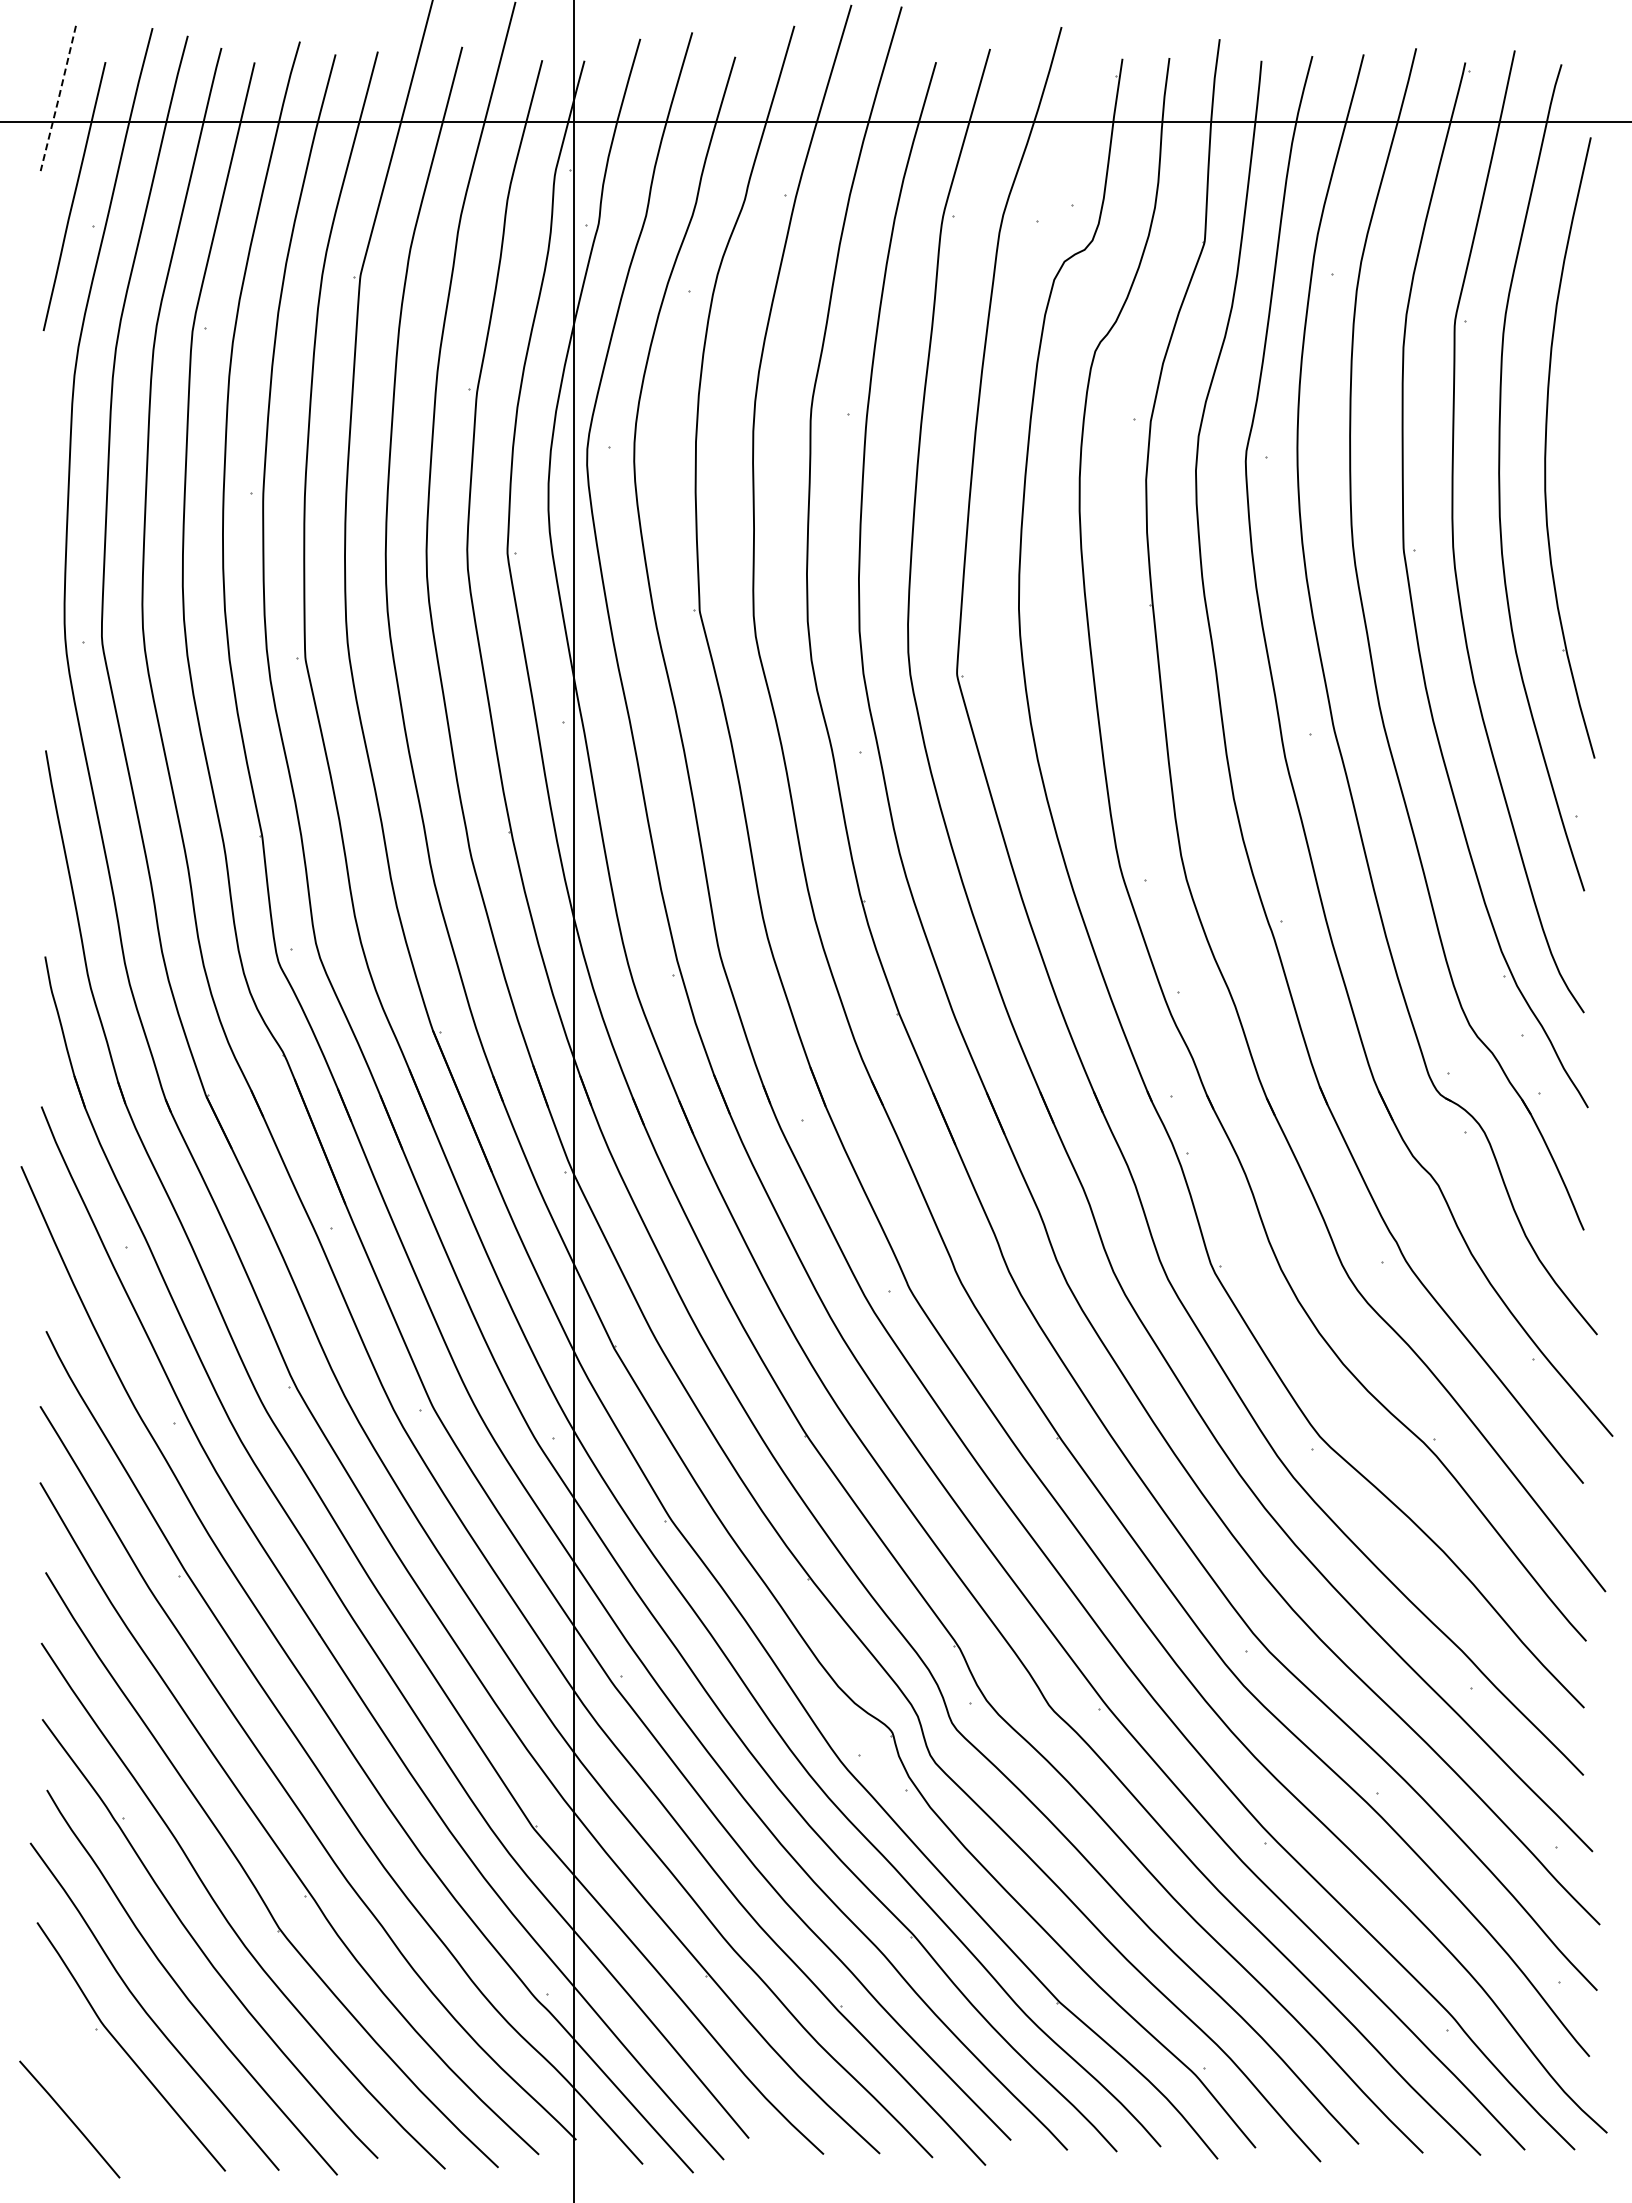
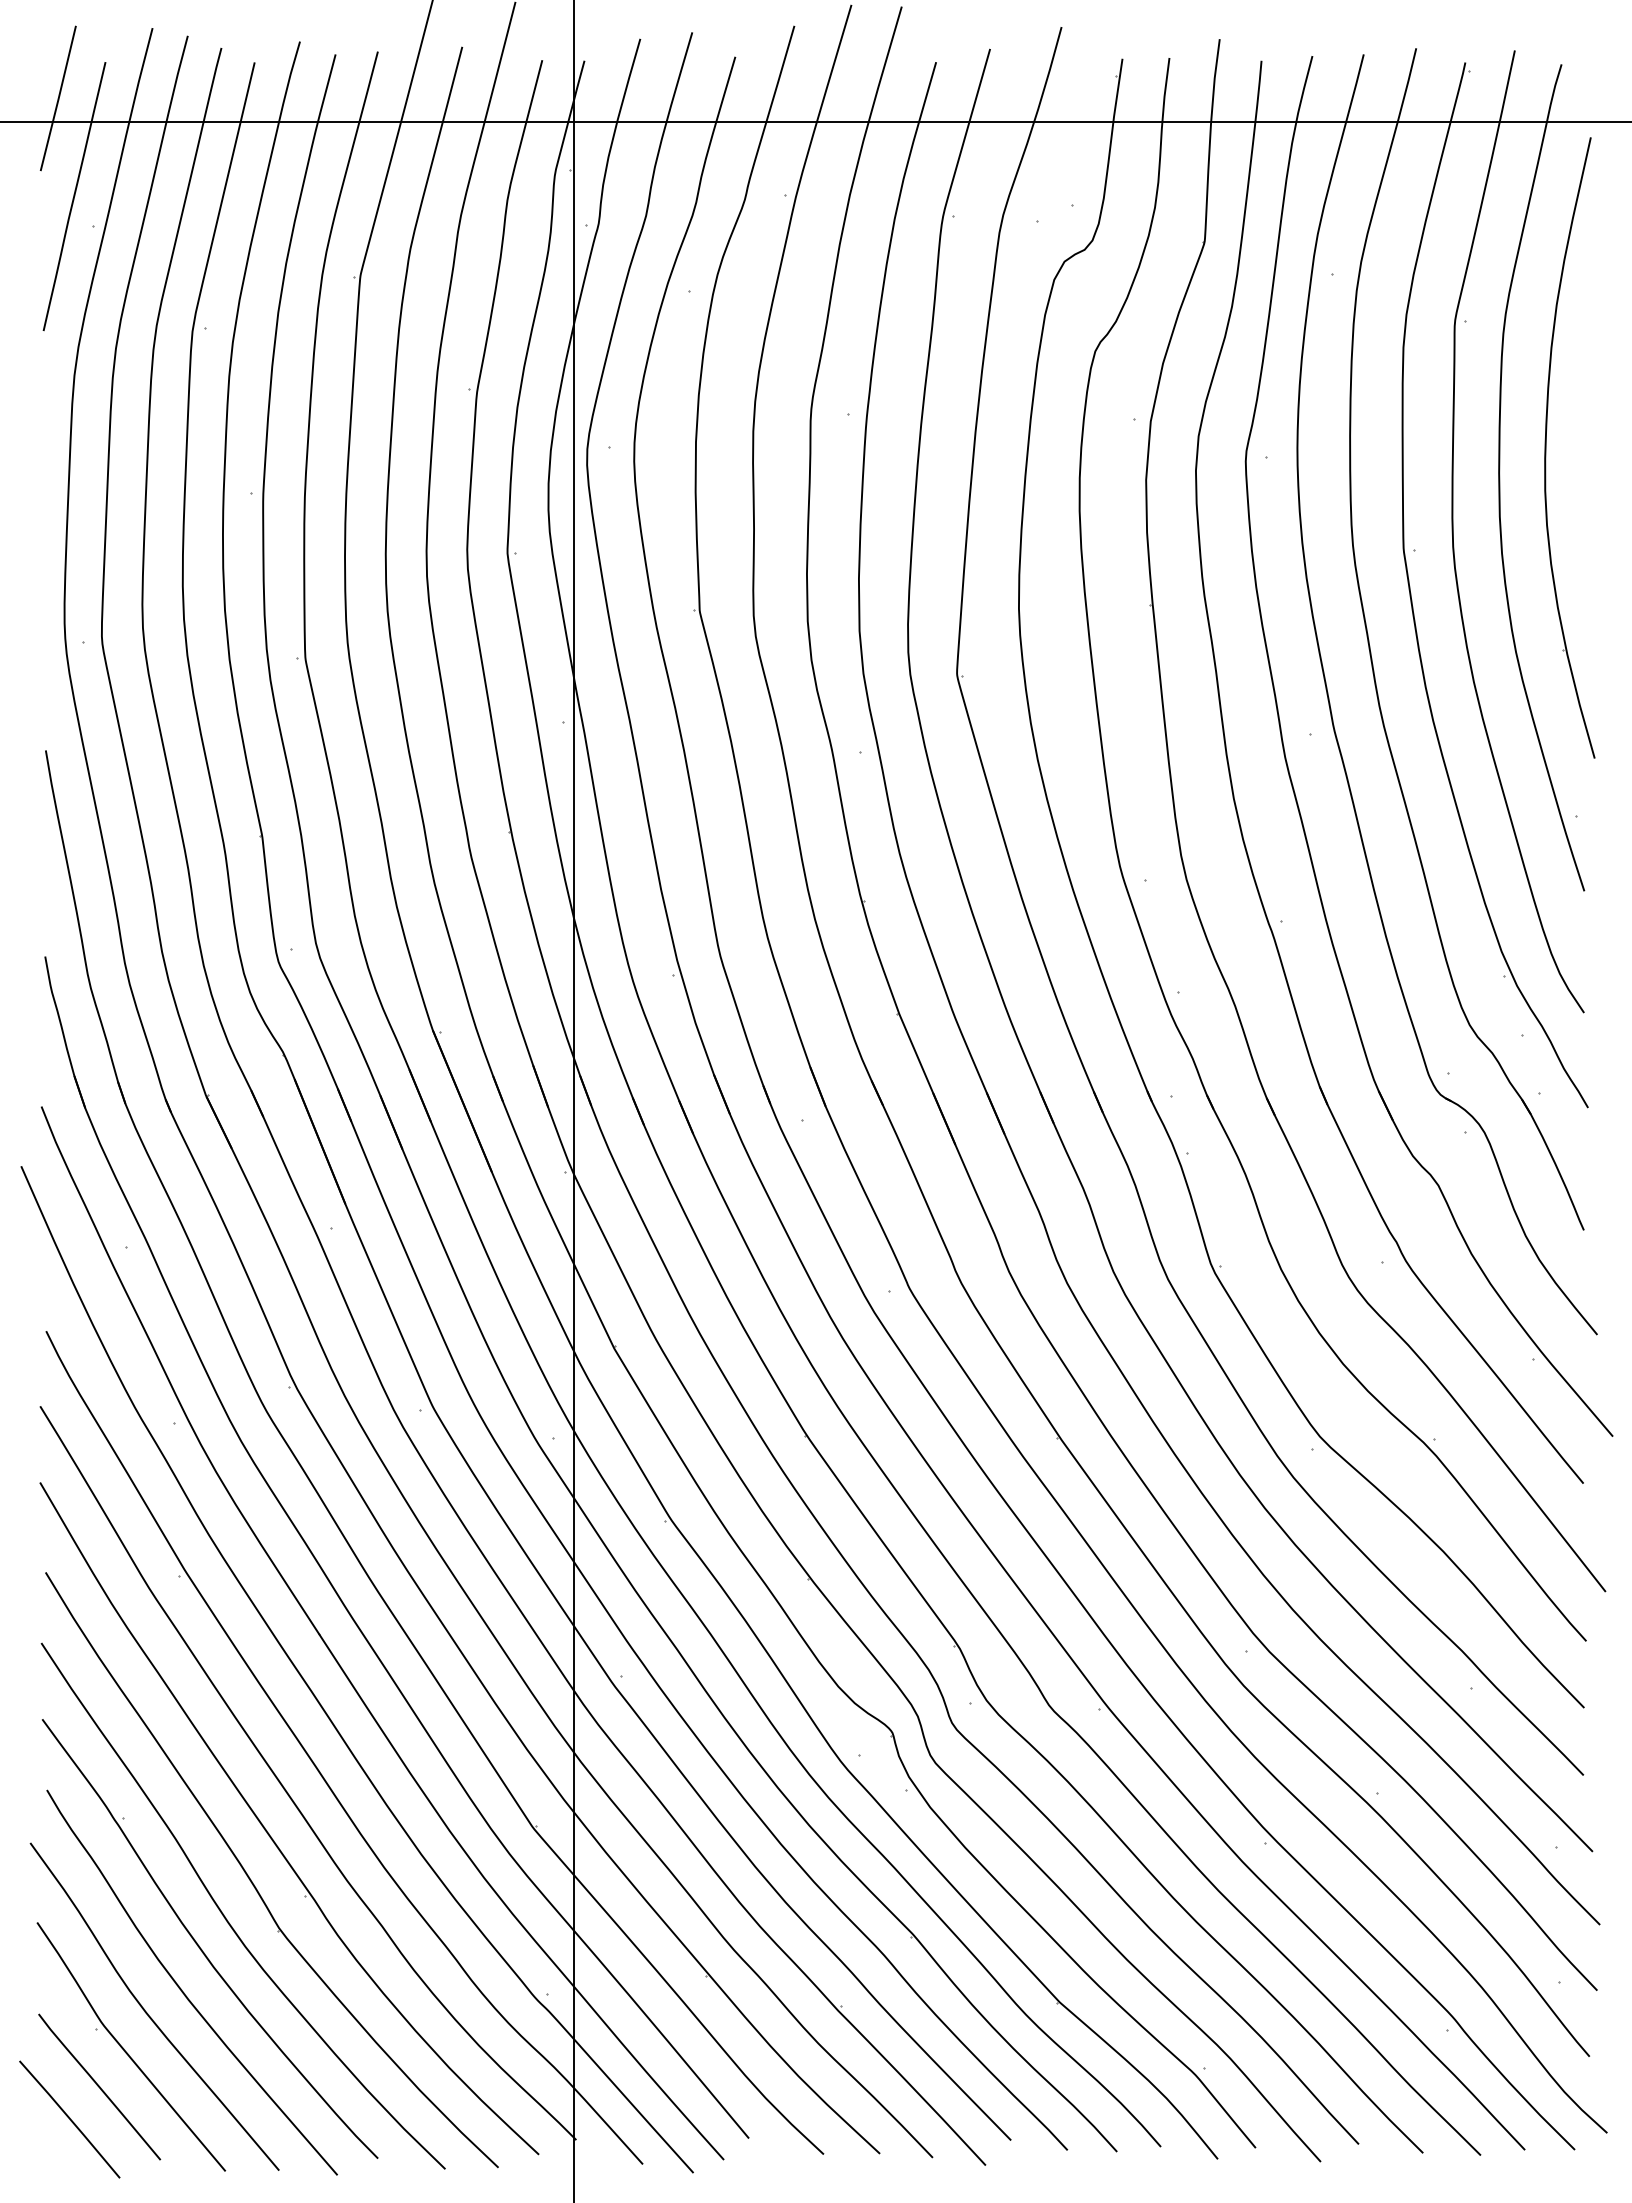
line: dashed -> solid (58, 98)
line: none -> present (99, 2086)
